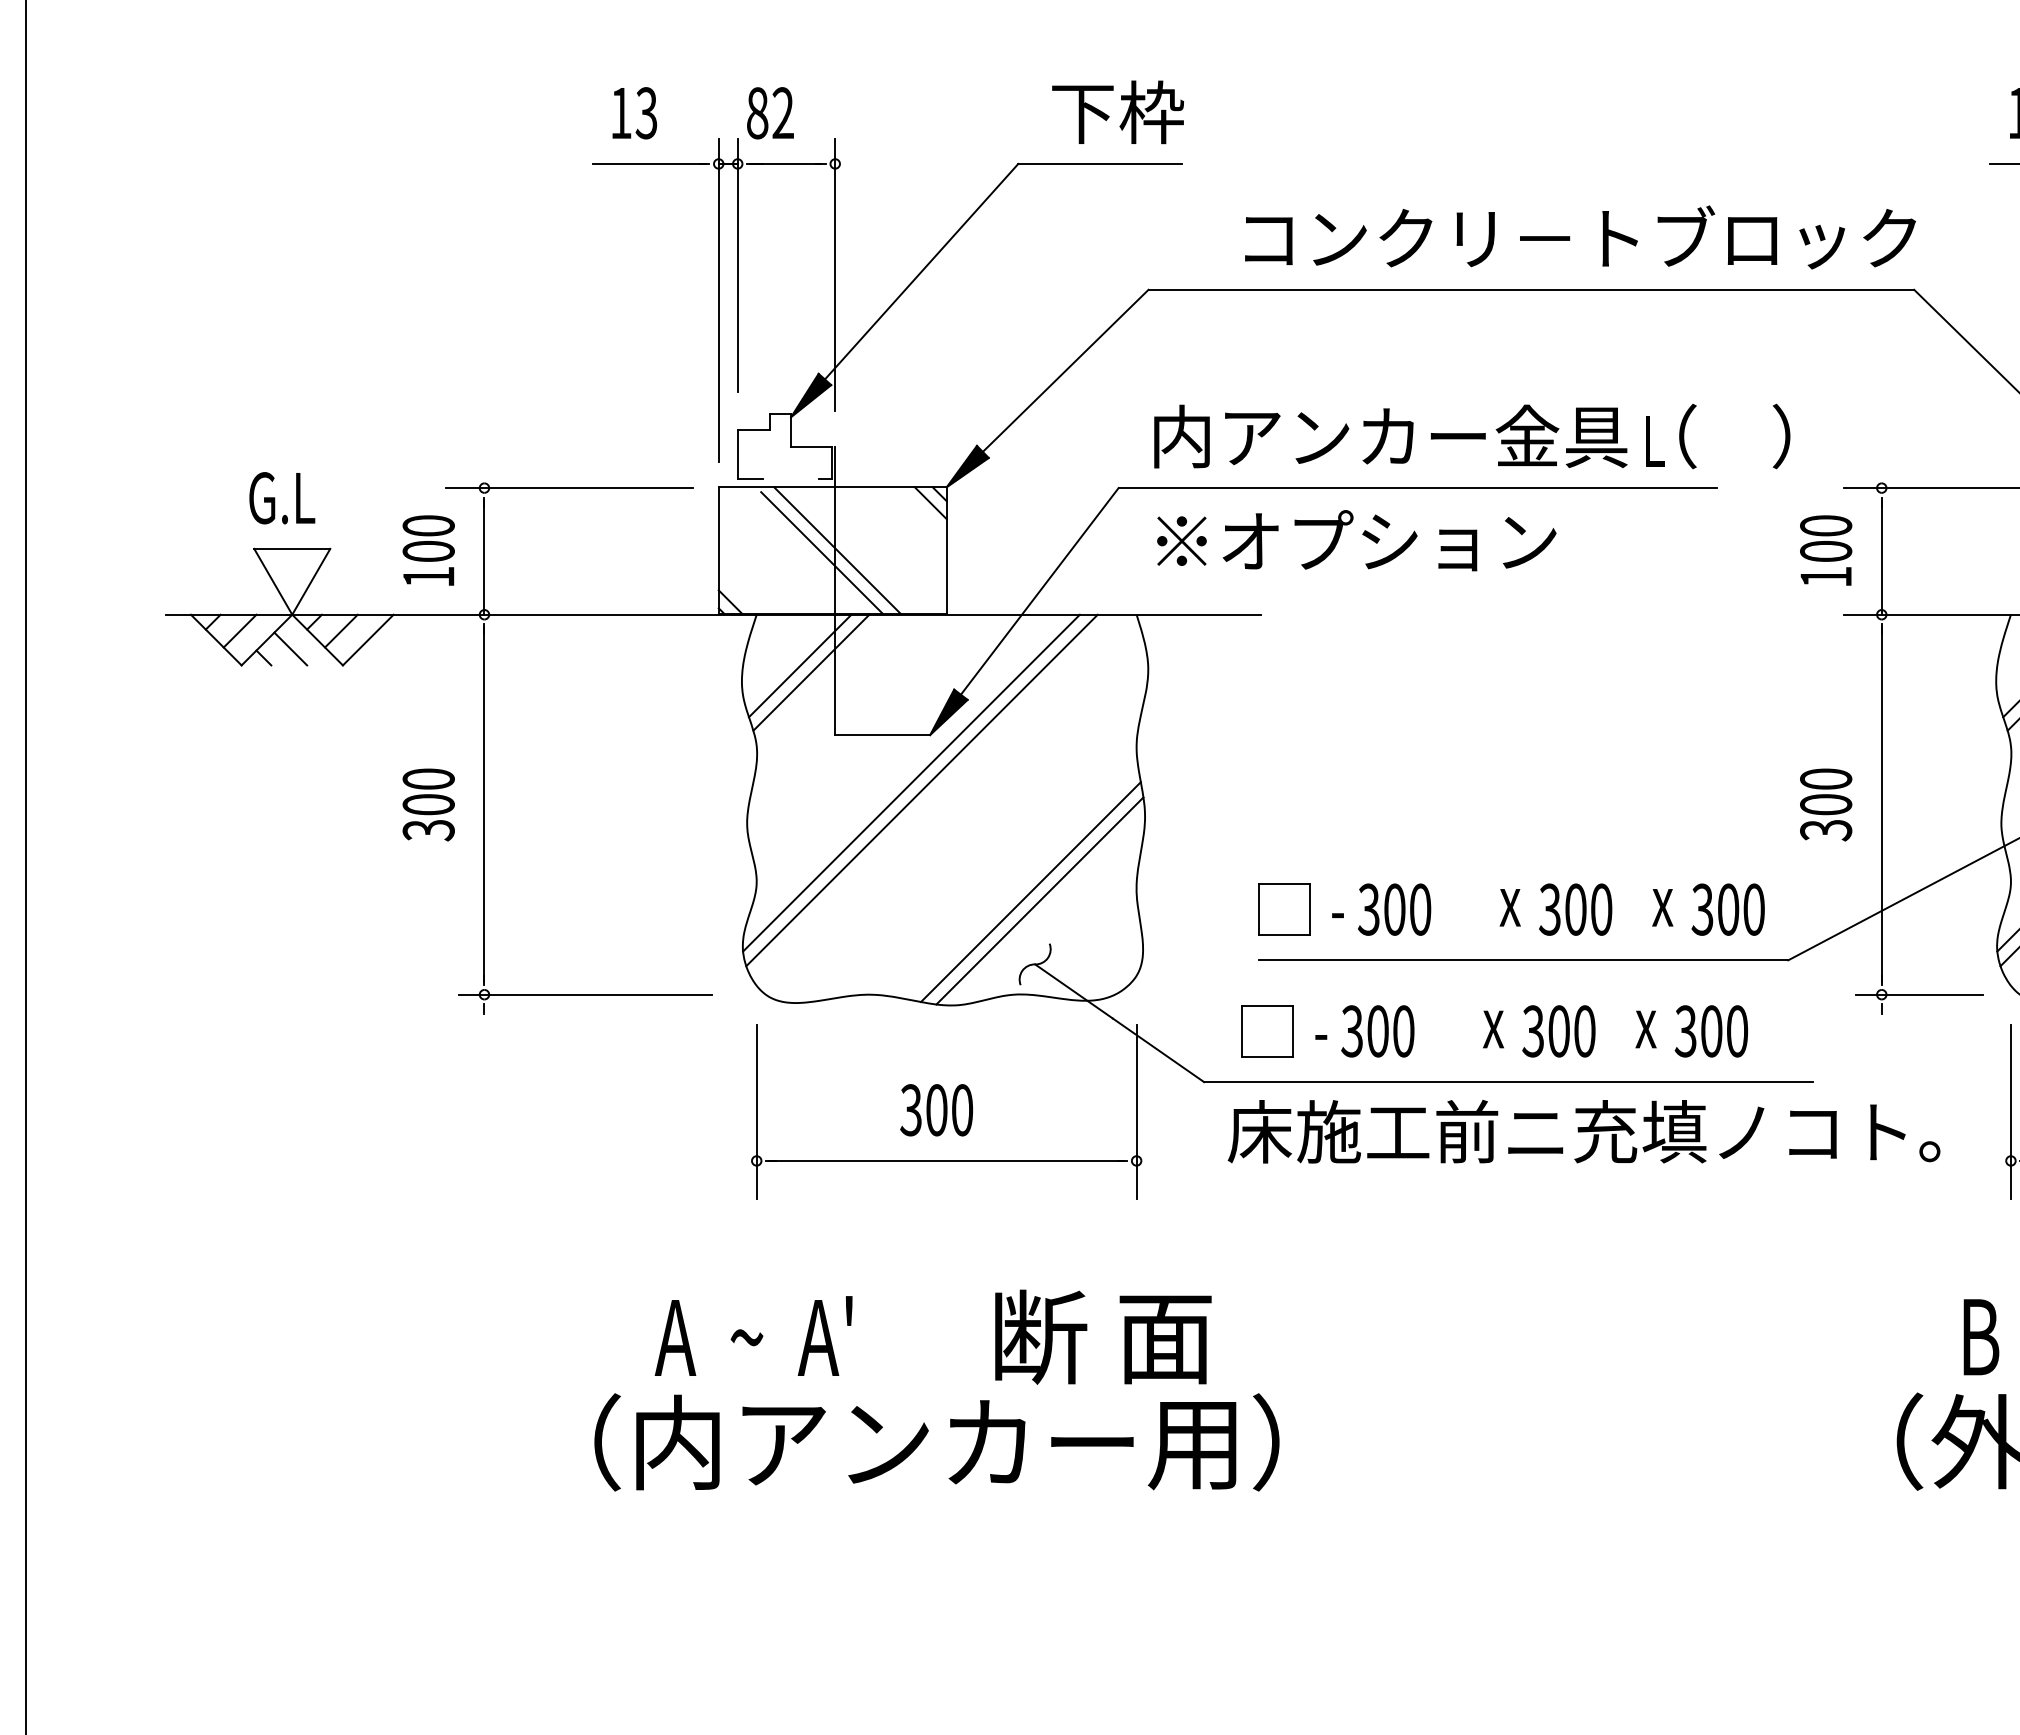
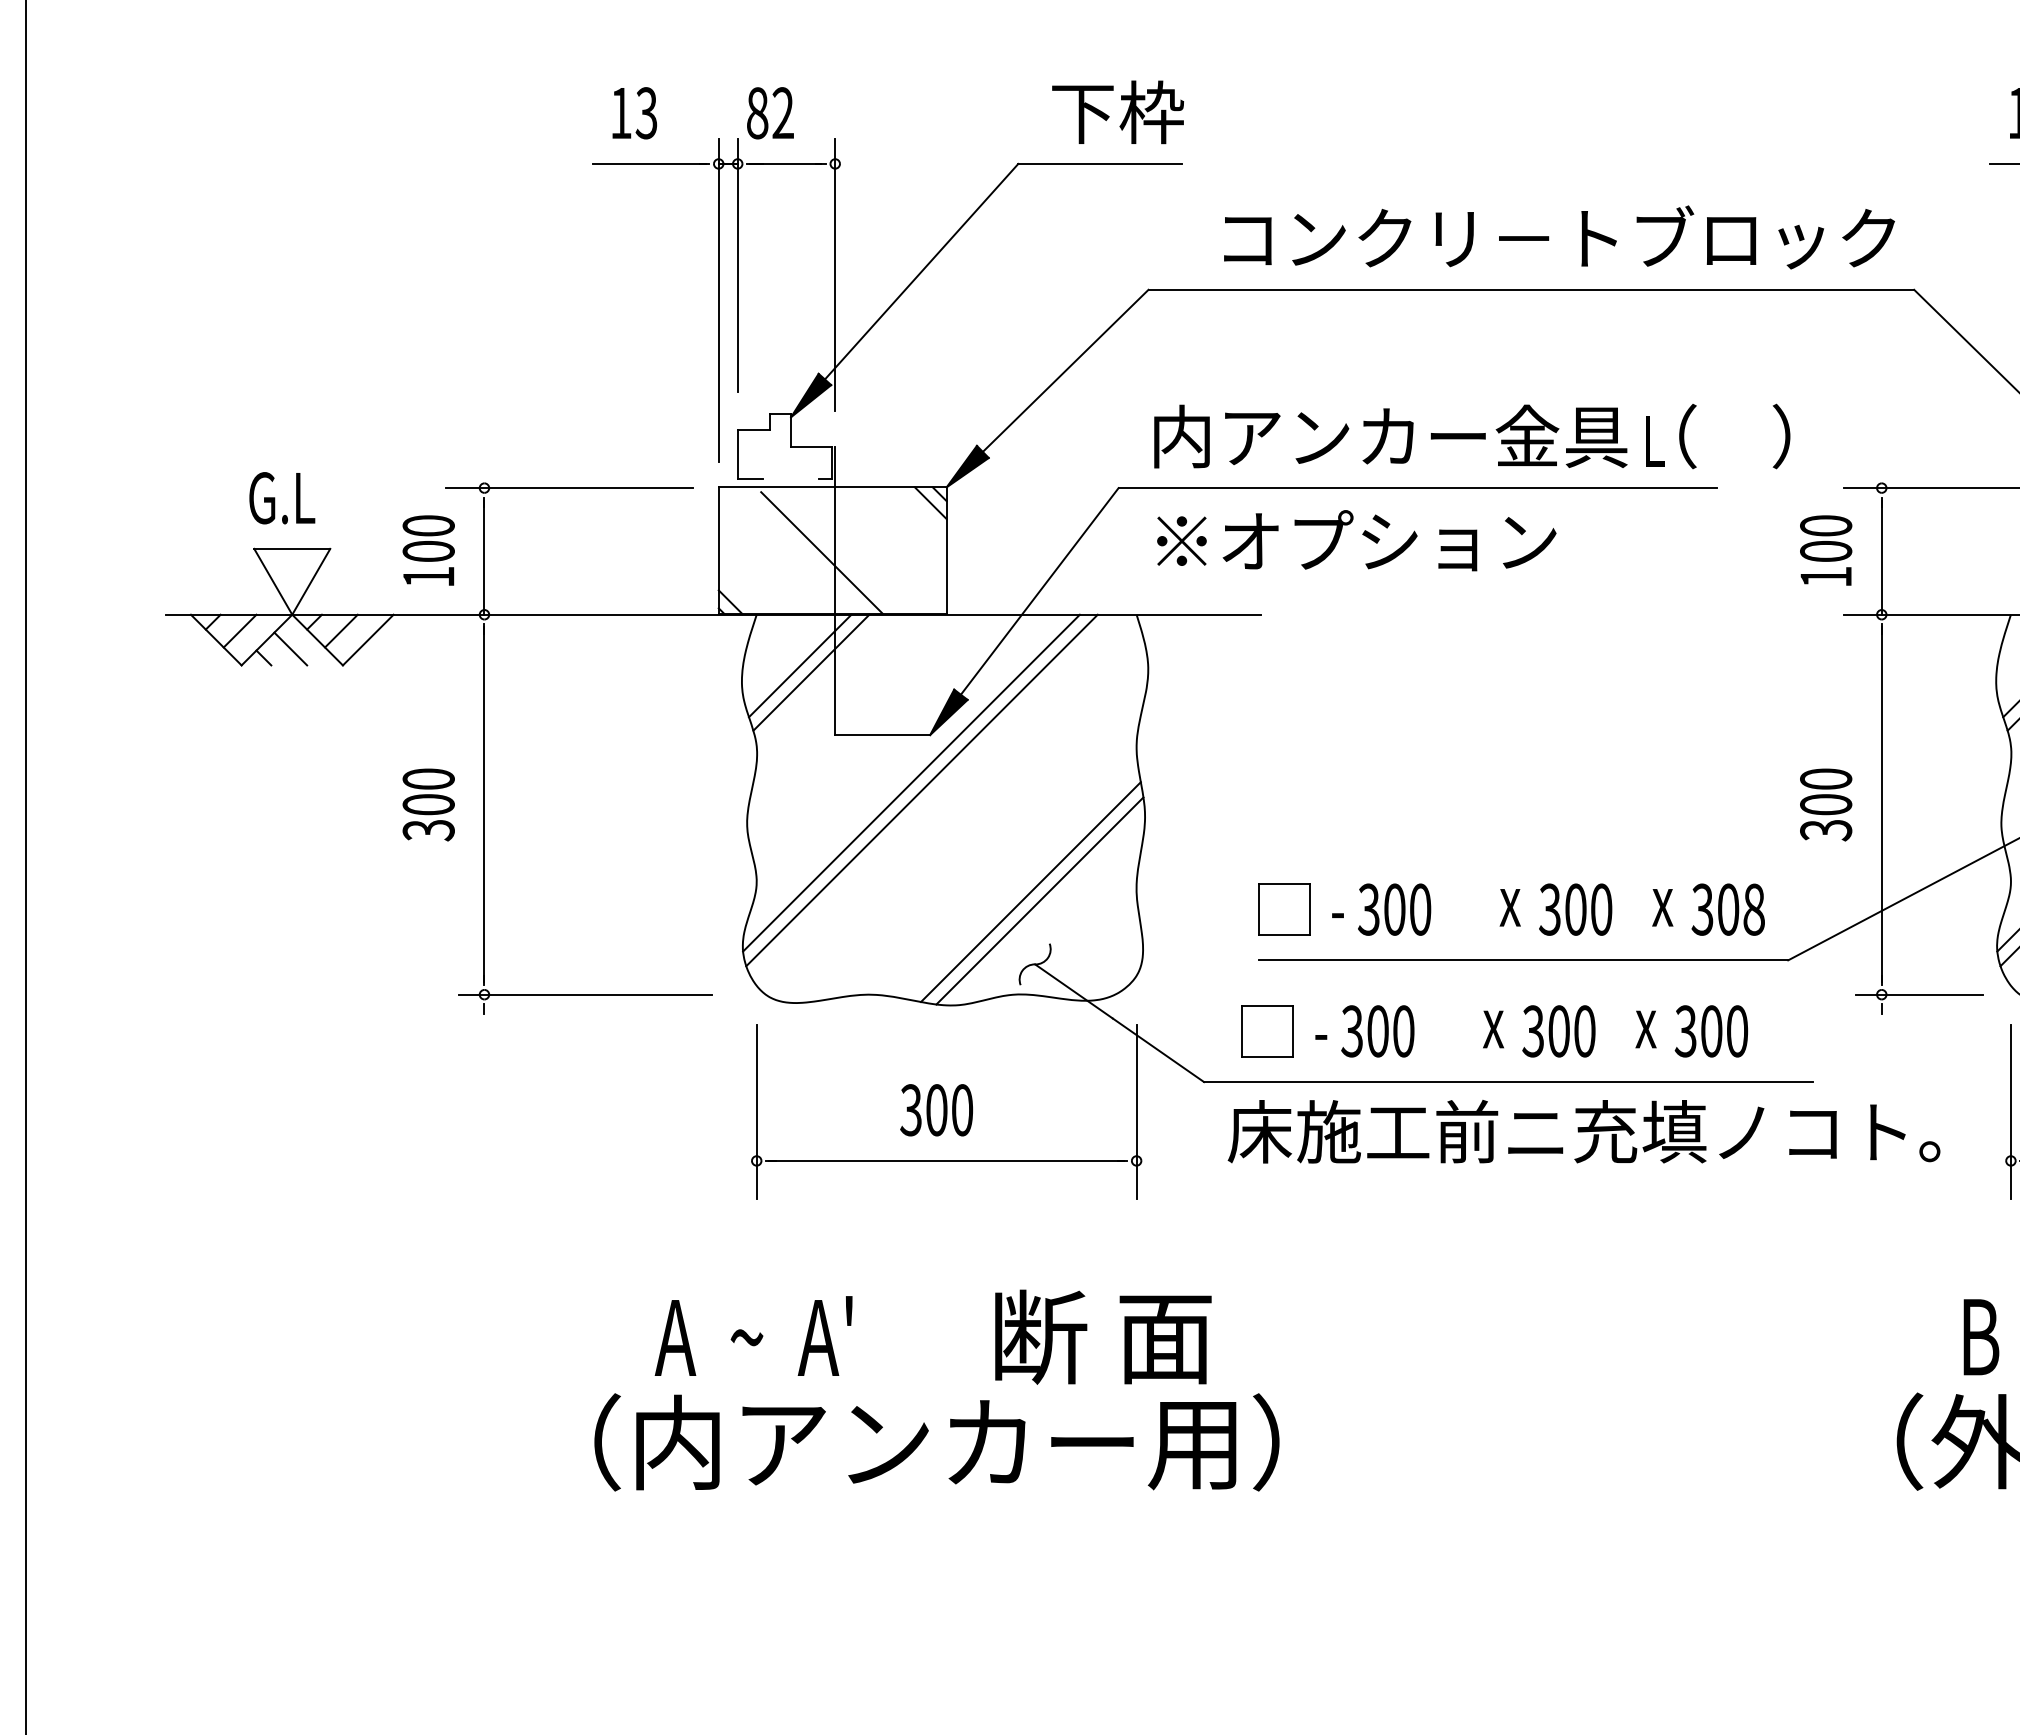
text position: (1580, 237) -> (1559, 237) (1559, 237)
line: present -> none (837, 550)
text: 300 -> 308 (1753, 909)
